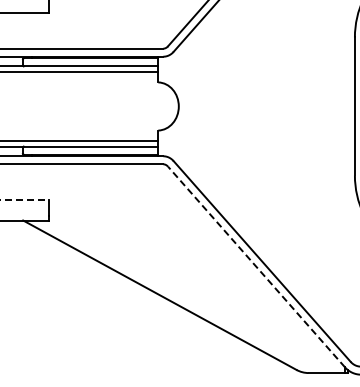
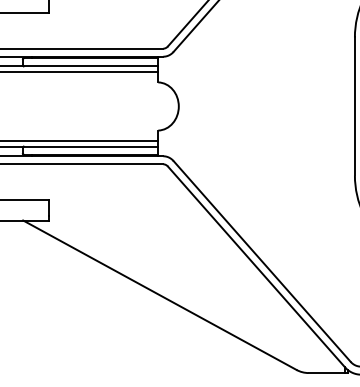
line: dashed -> solid (25, 199)
line: dashed -> solid (256, 267)
